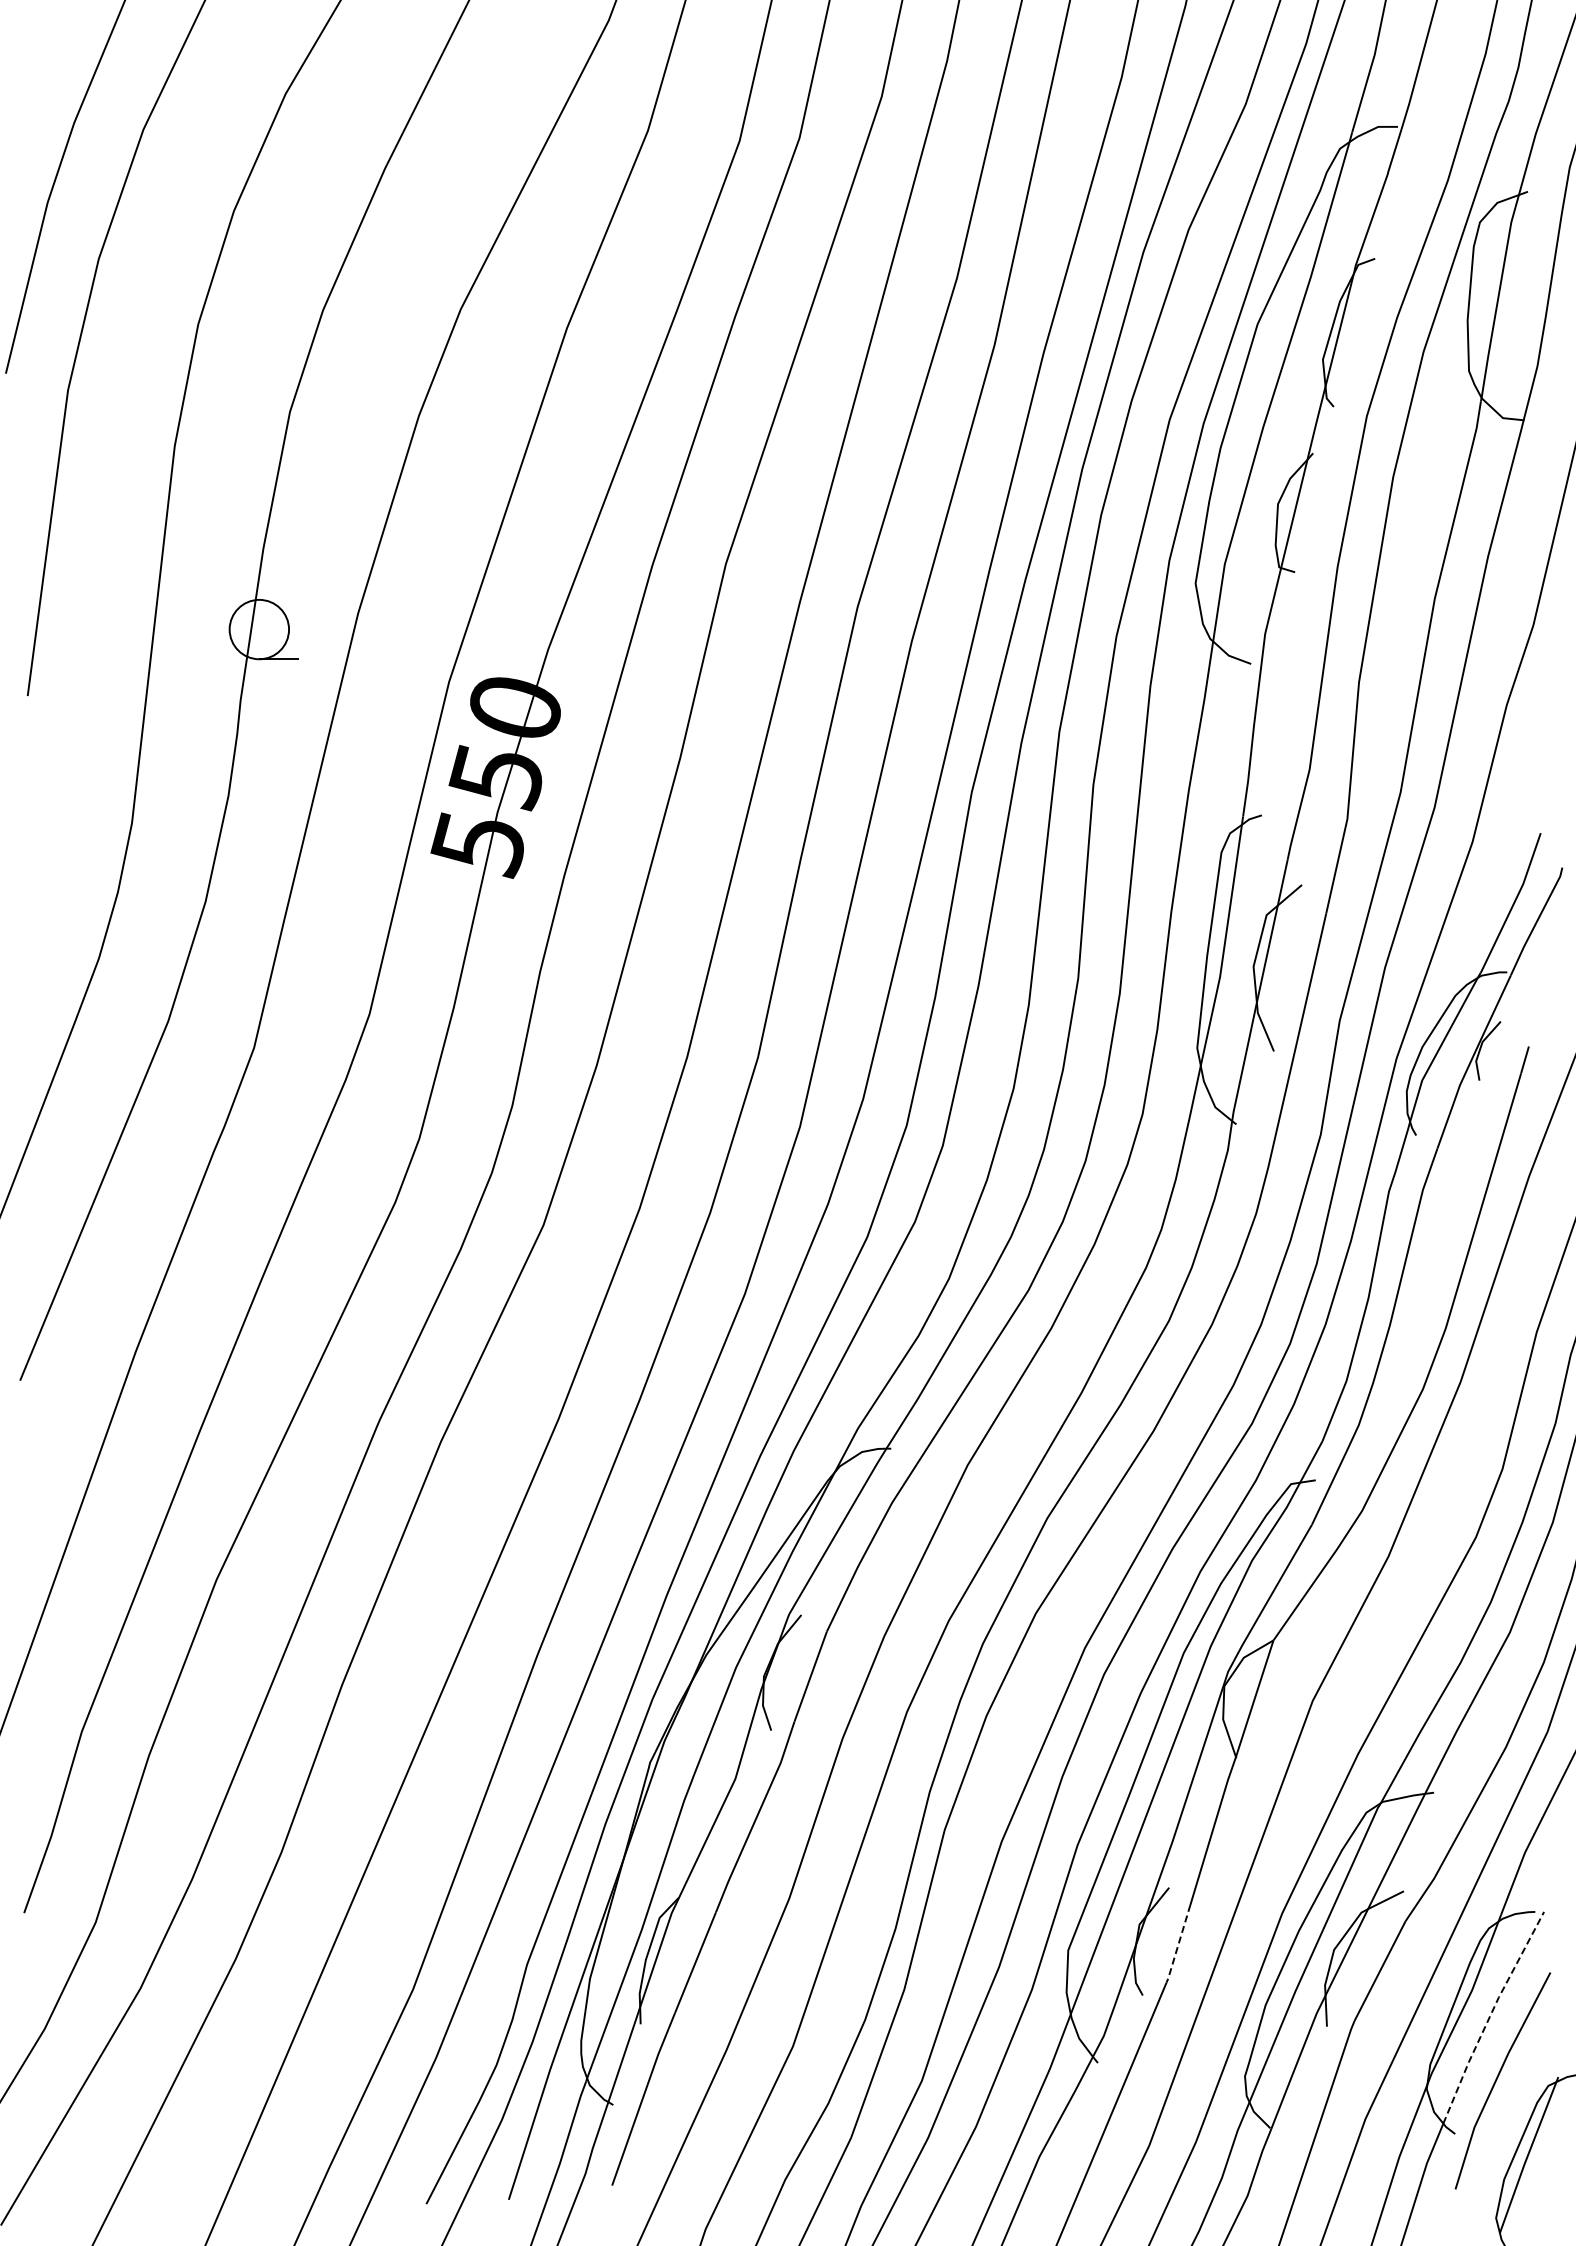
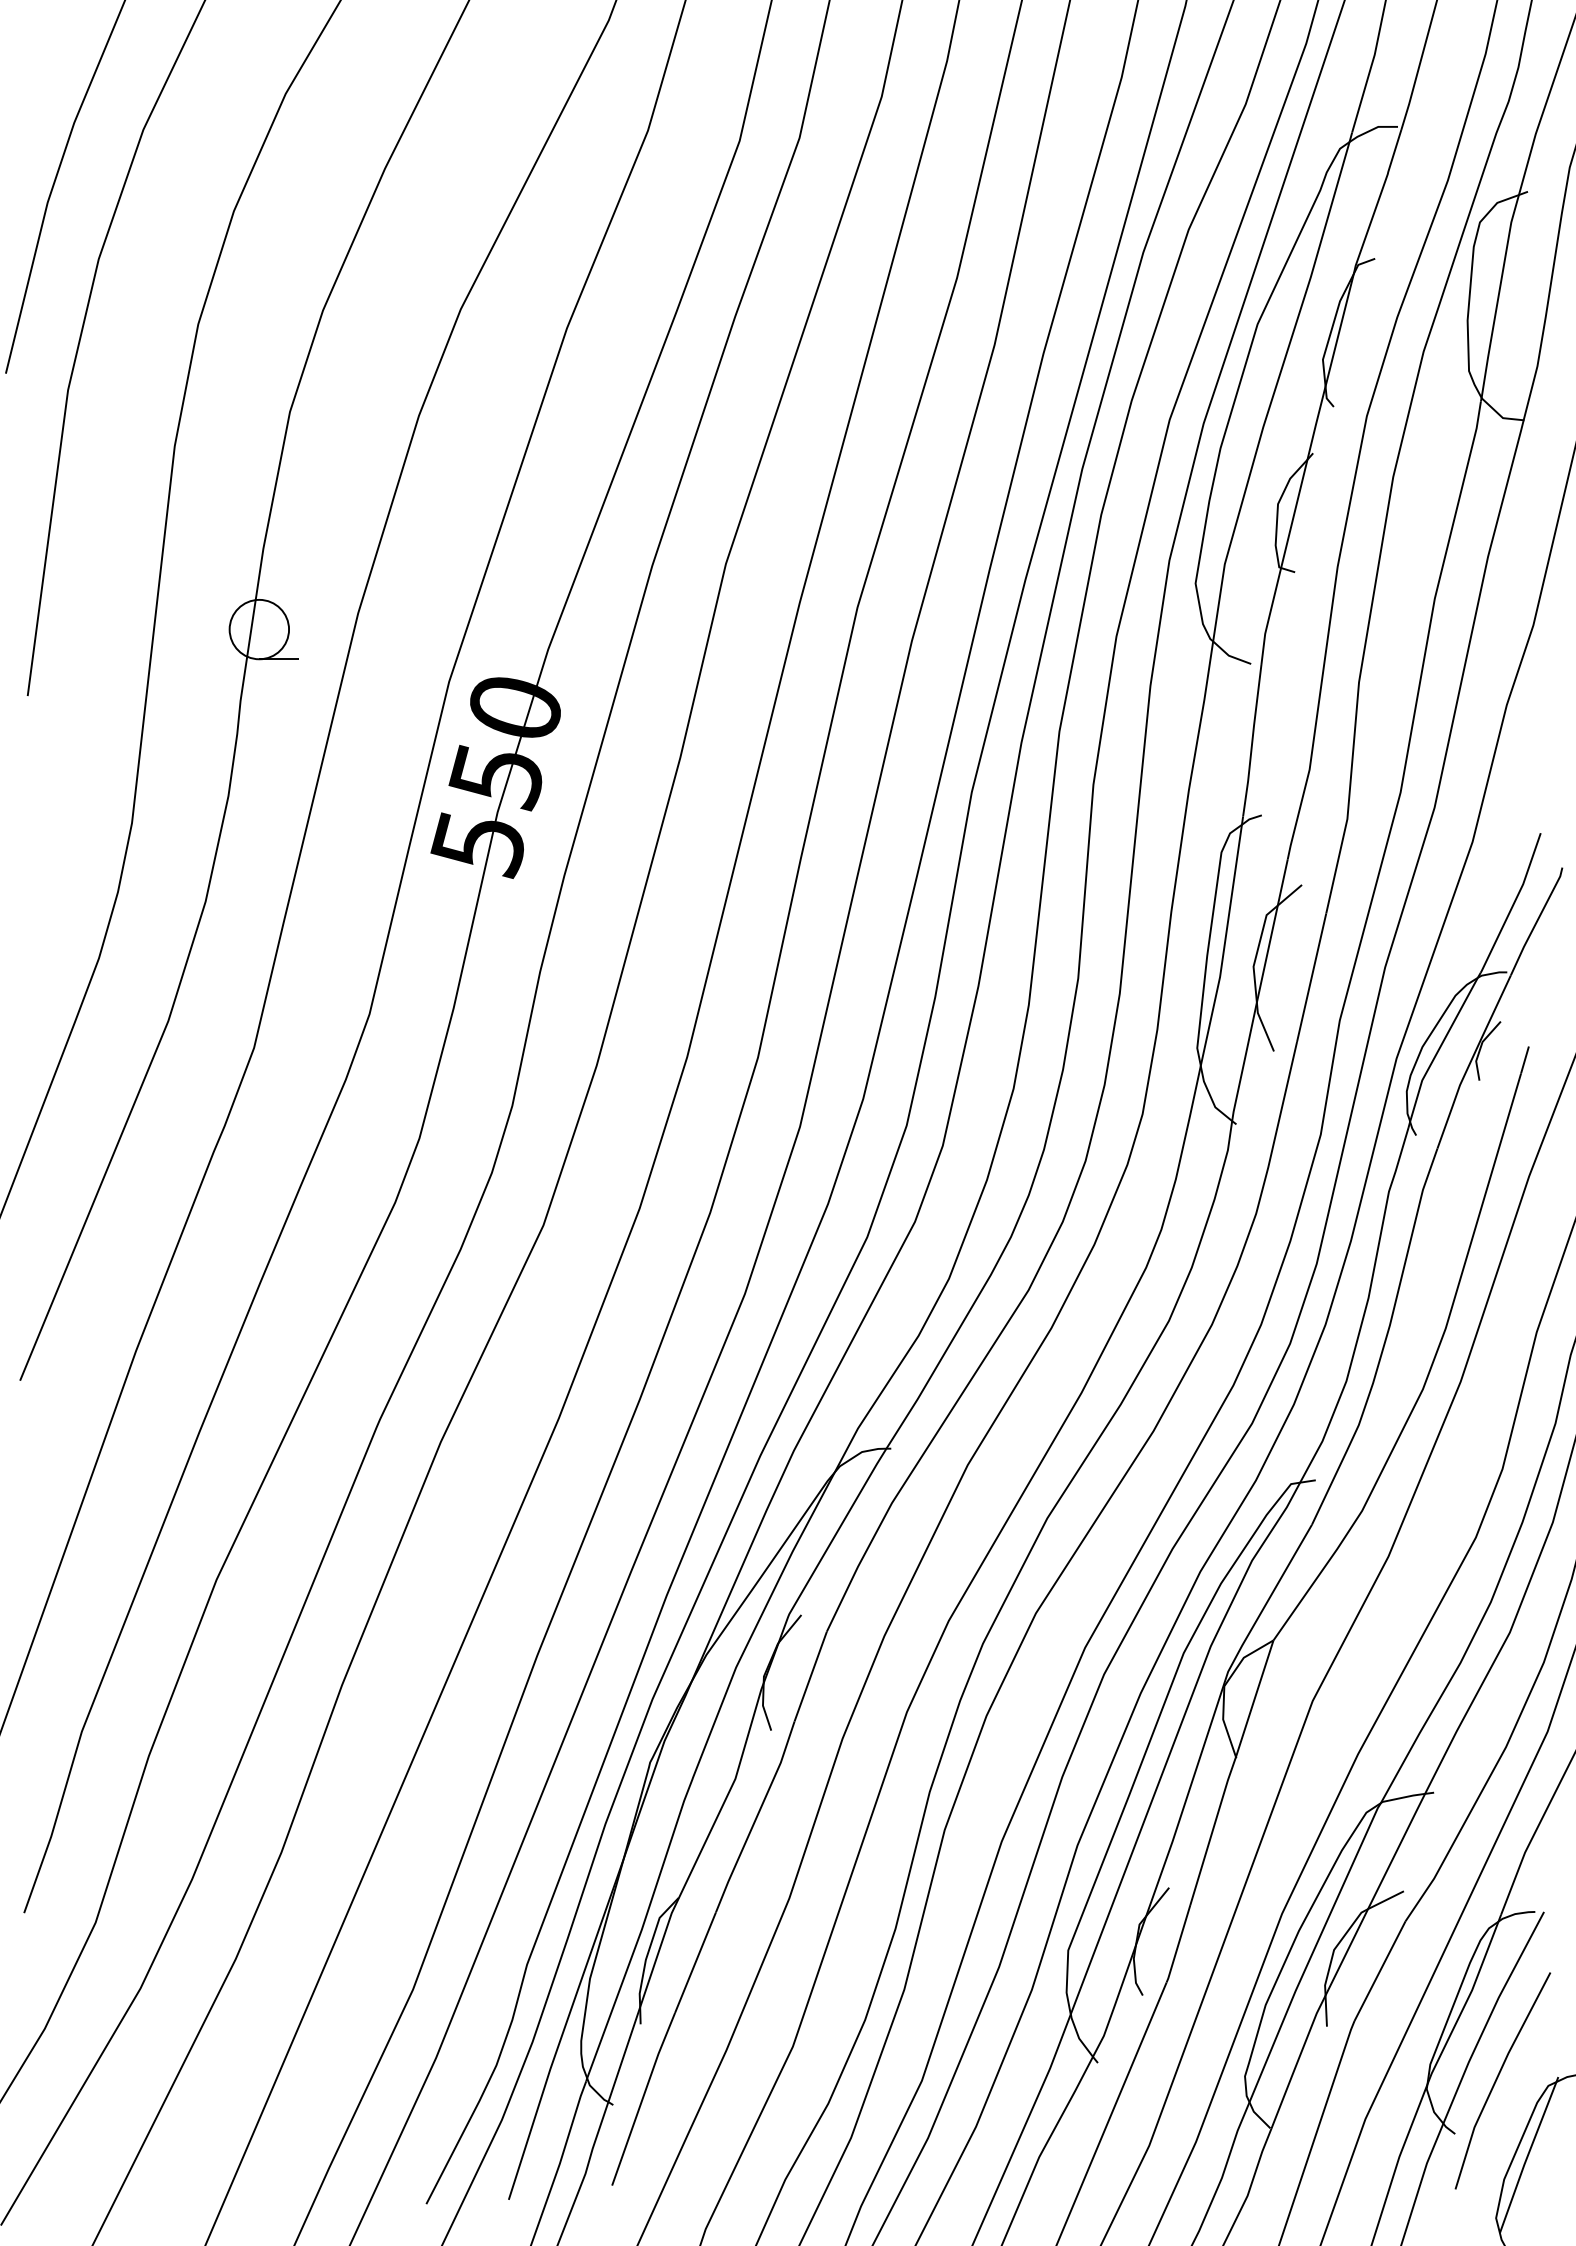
line: dashed -> solid (1178, 1945)
line: dashed -> solid (1490, 2015)
